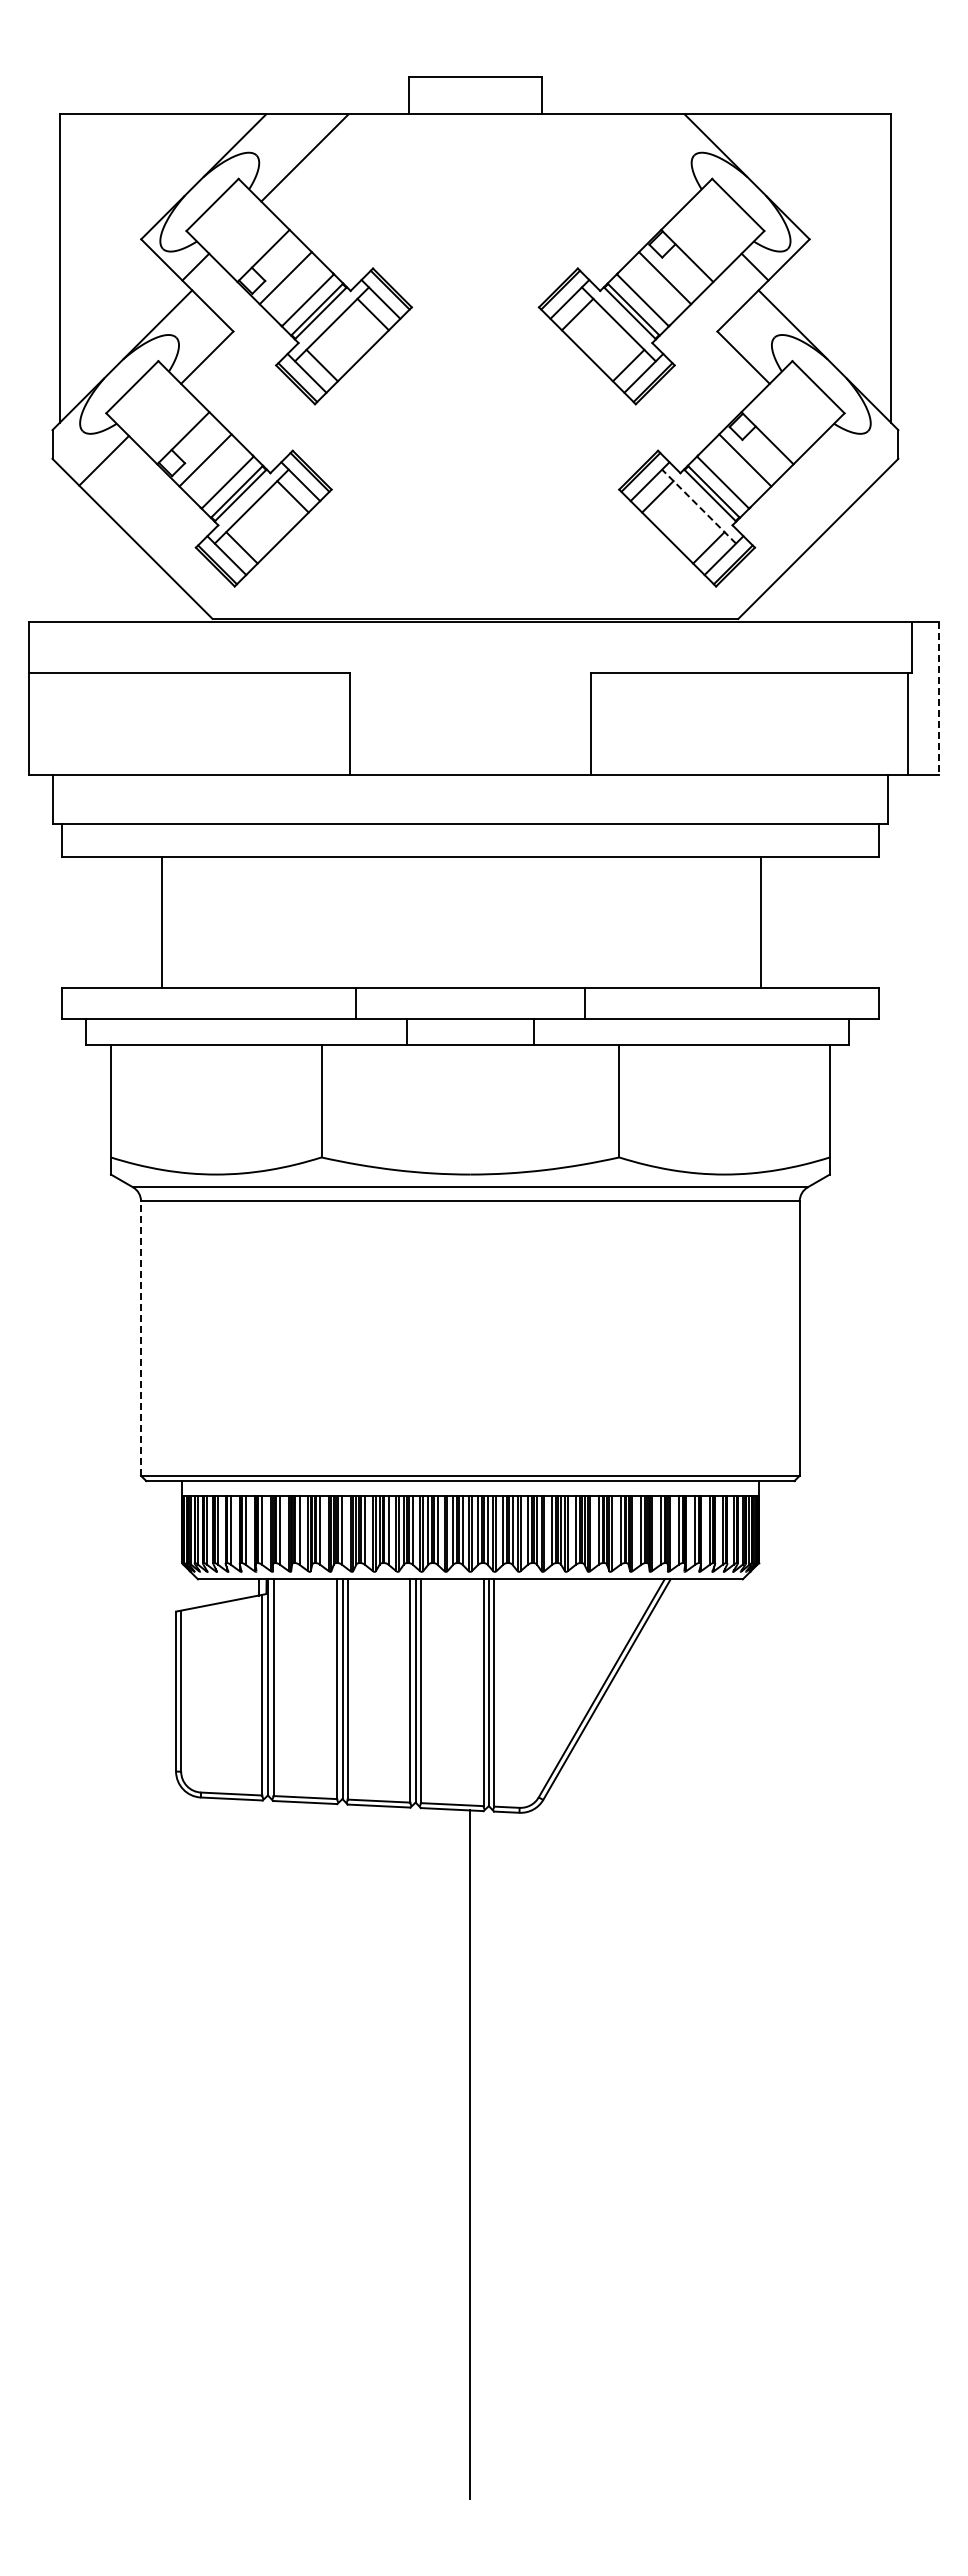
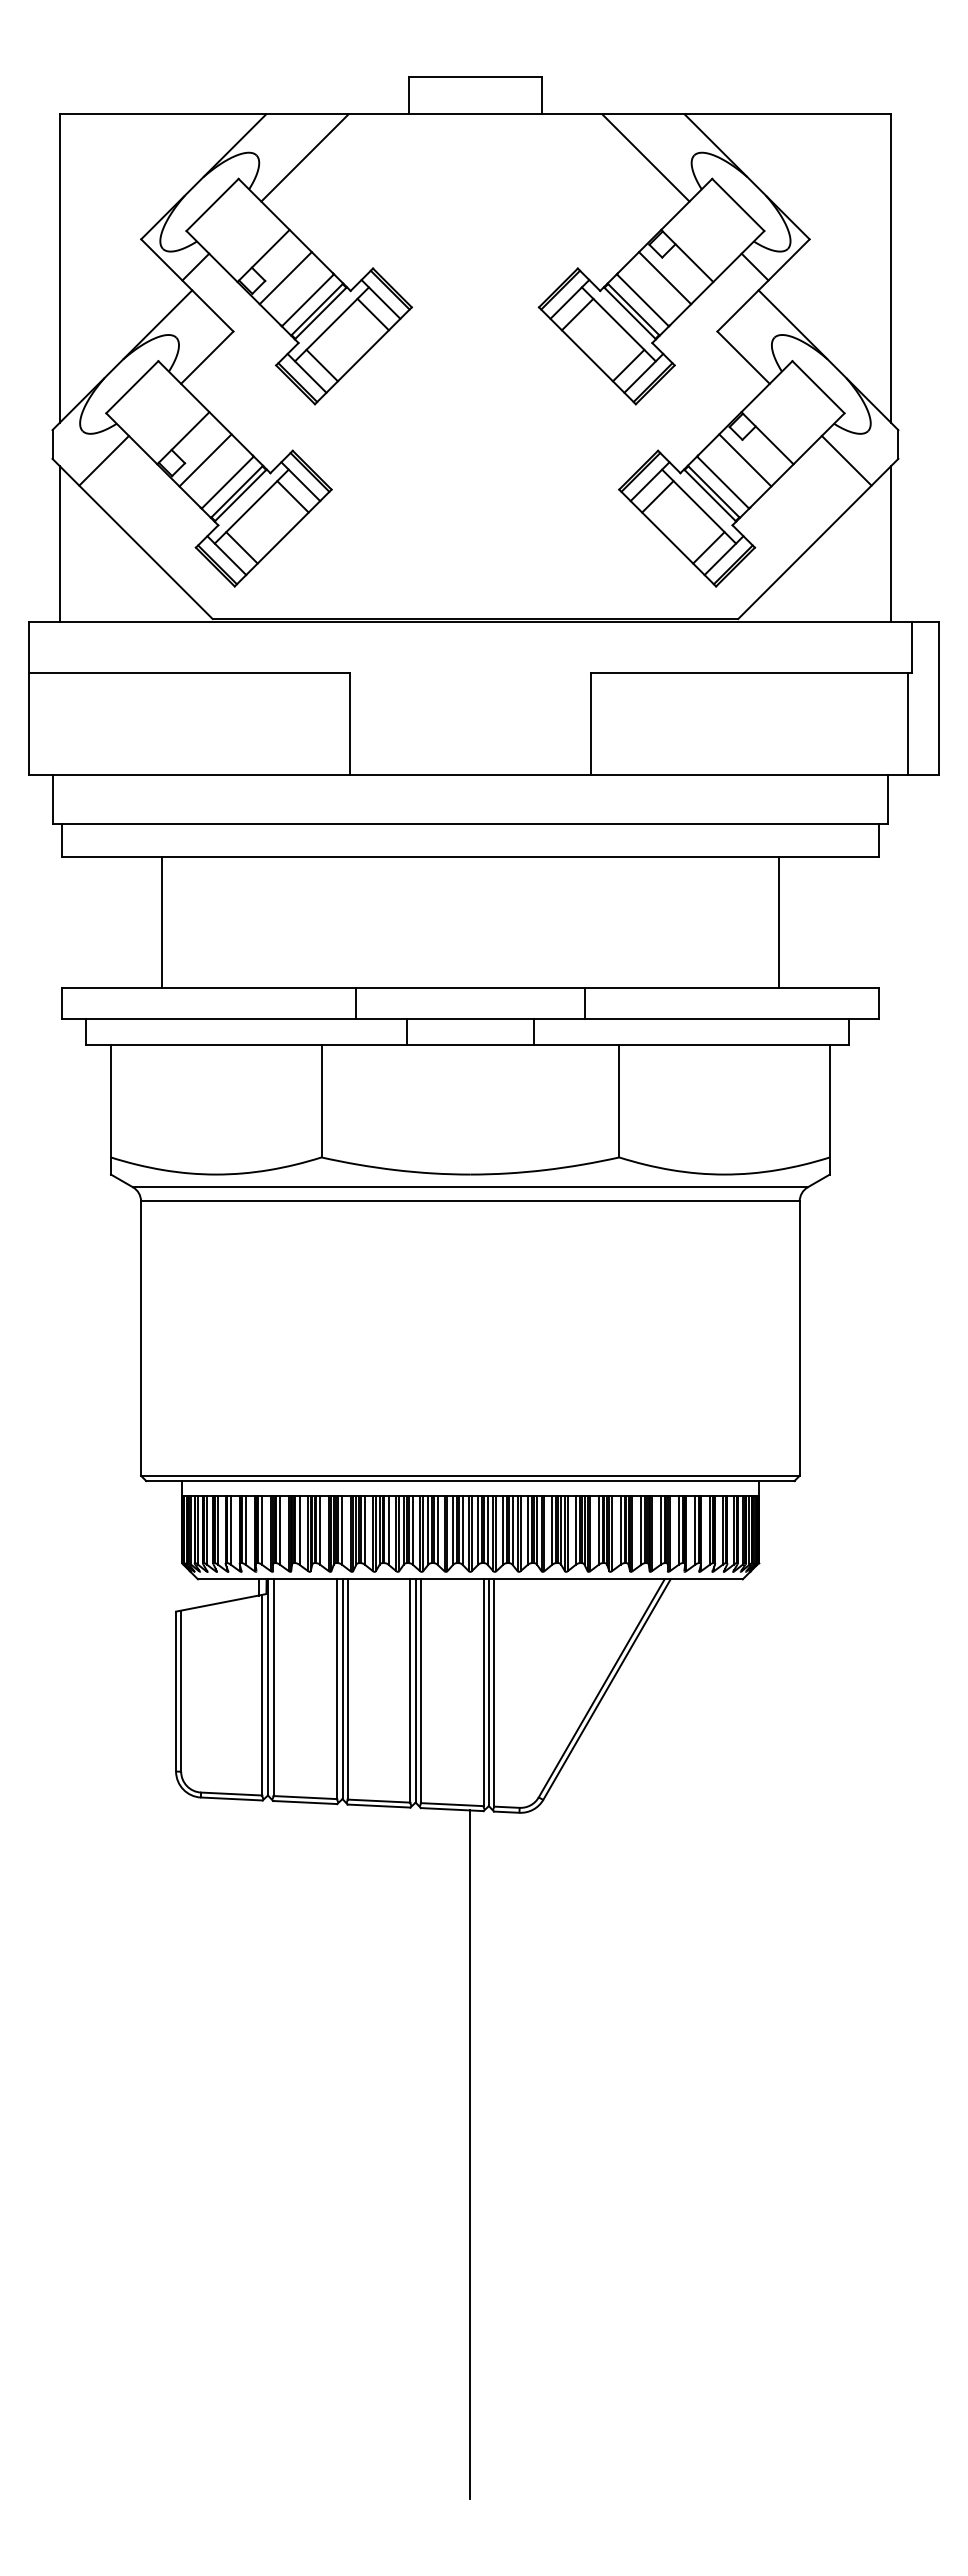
line: none -> present (645, 157)
line: none -> present (846, 460)
line: dashed -> solid (698, 506)
line: none -> present (59, 543)
line: none -> present (891, 543)
line: dashed -> solid (938, 698)
line position: (760, 921) -> (778, 921) (778, 921)
line: dashed -> solid (141, 1338)
